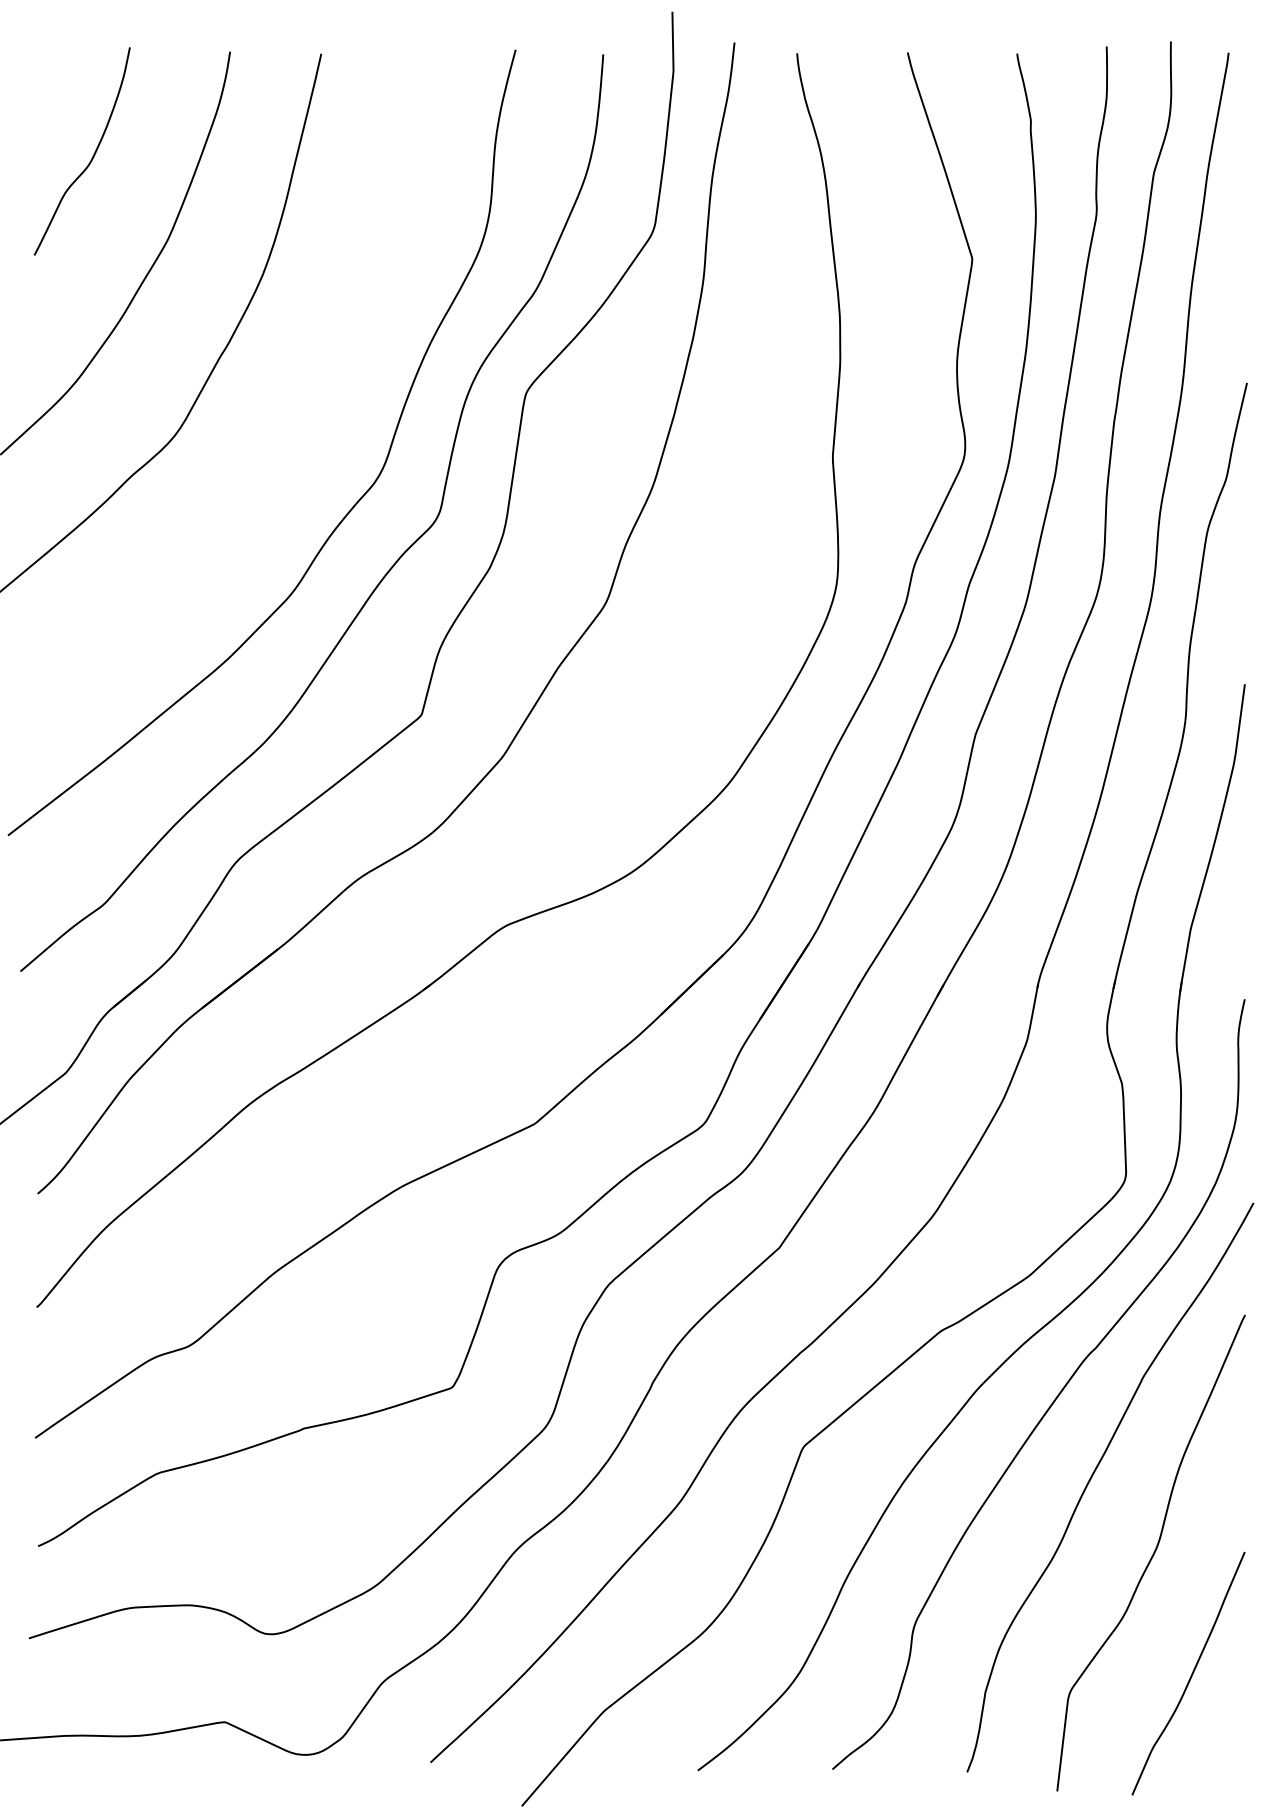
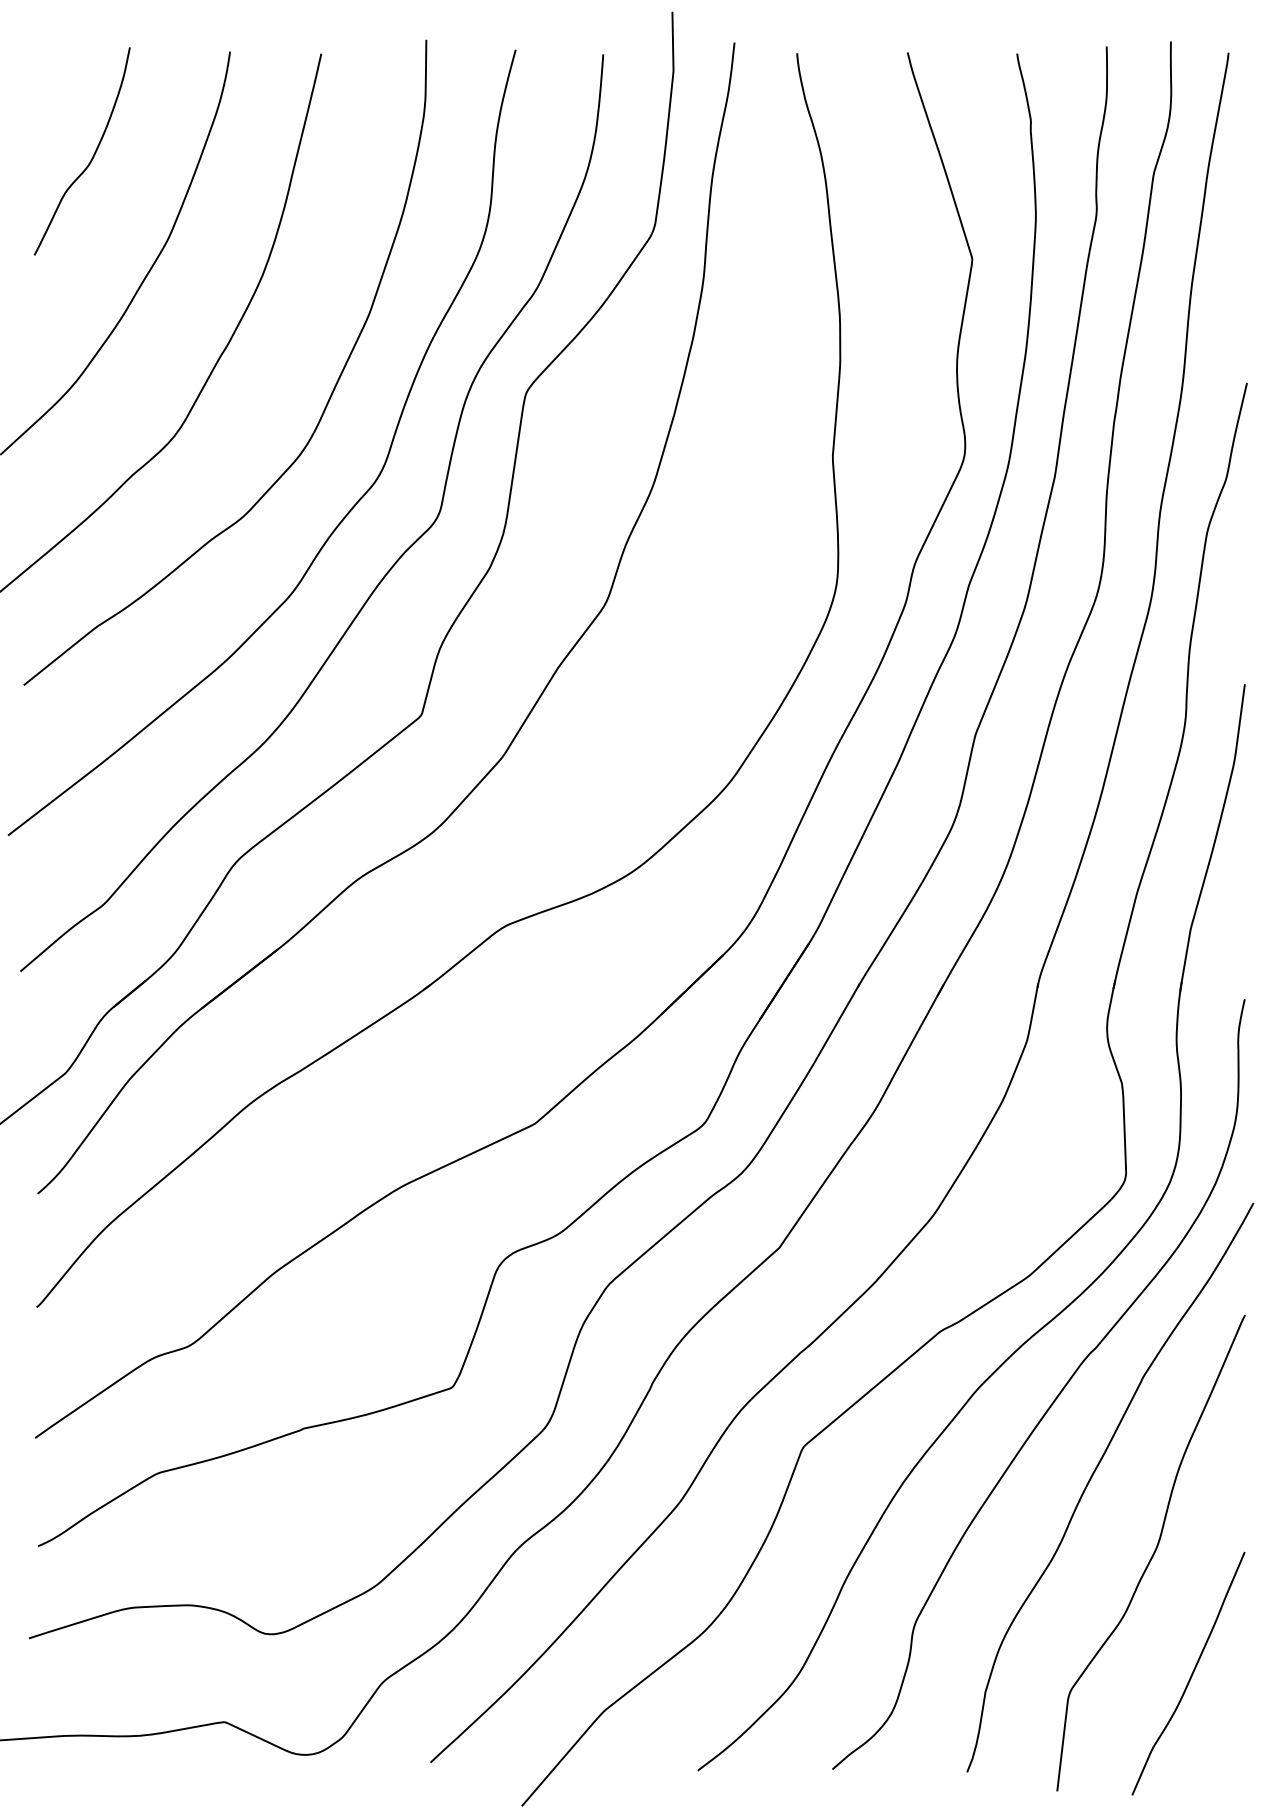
curve: none -> present (324, 407)
